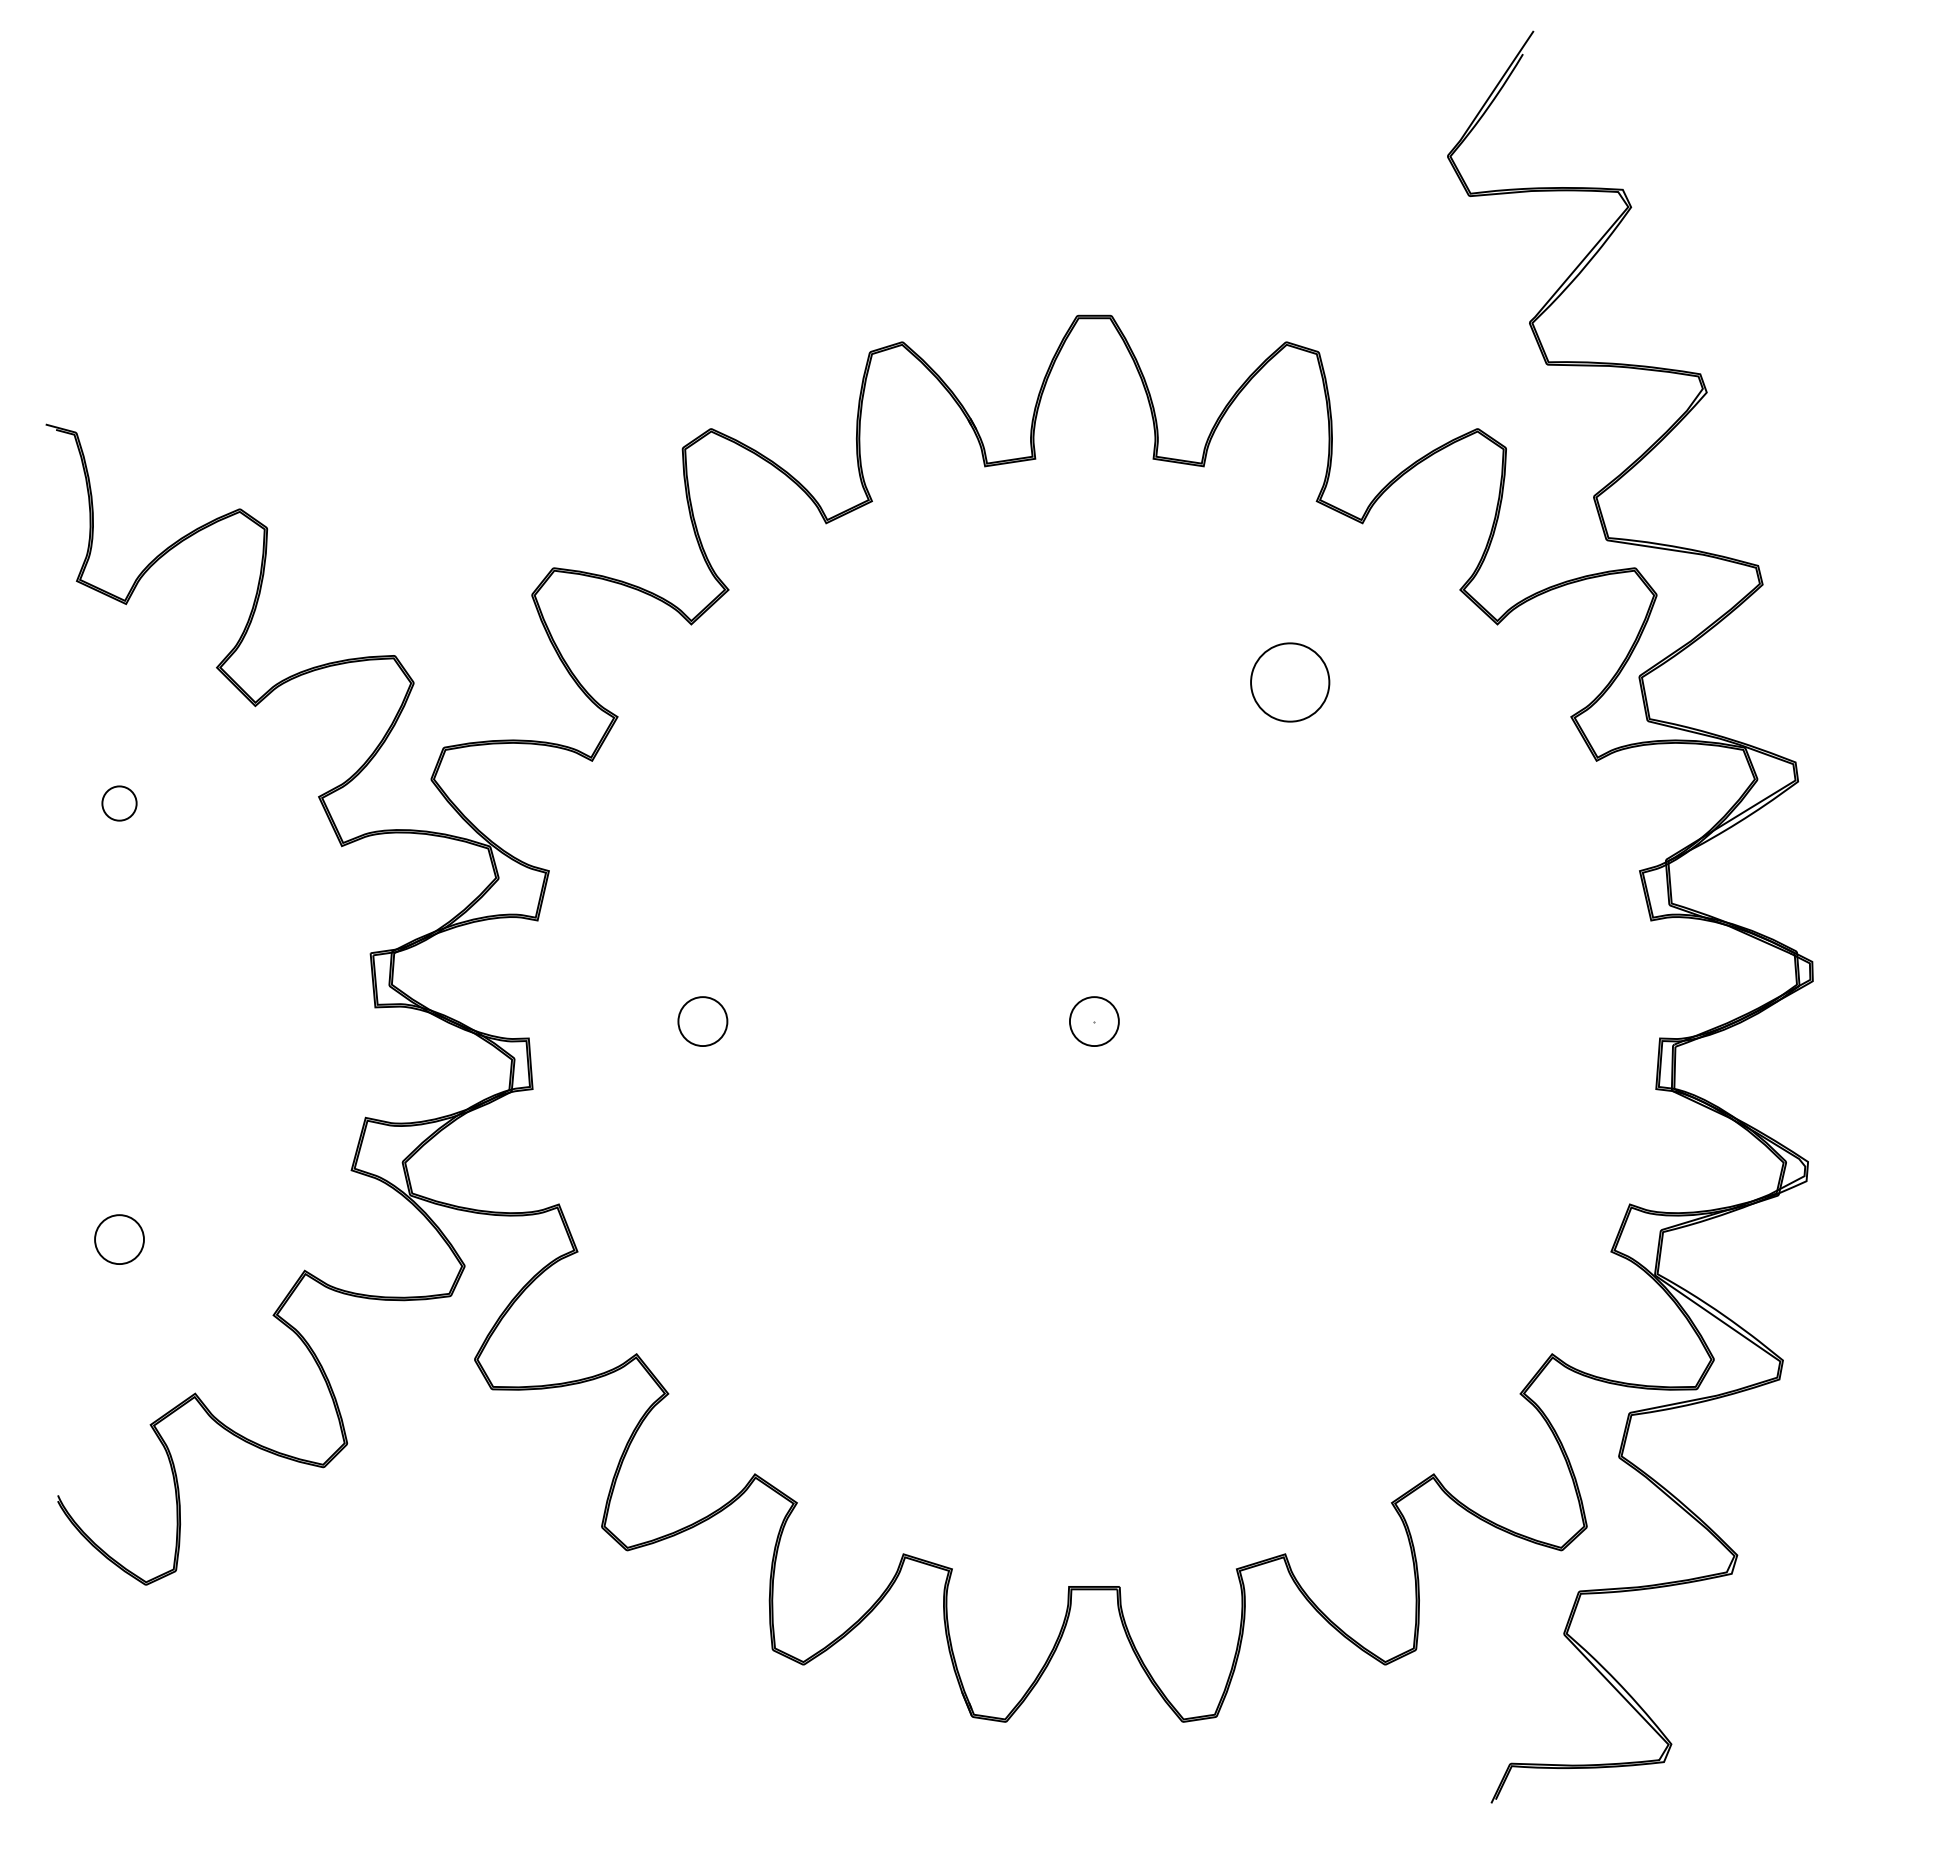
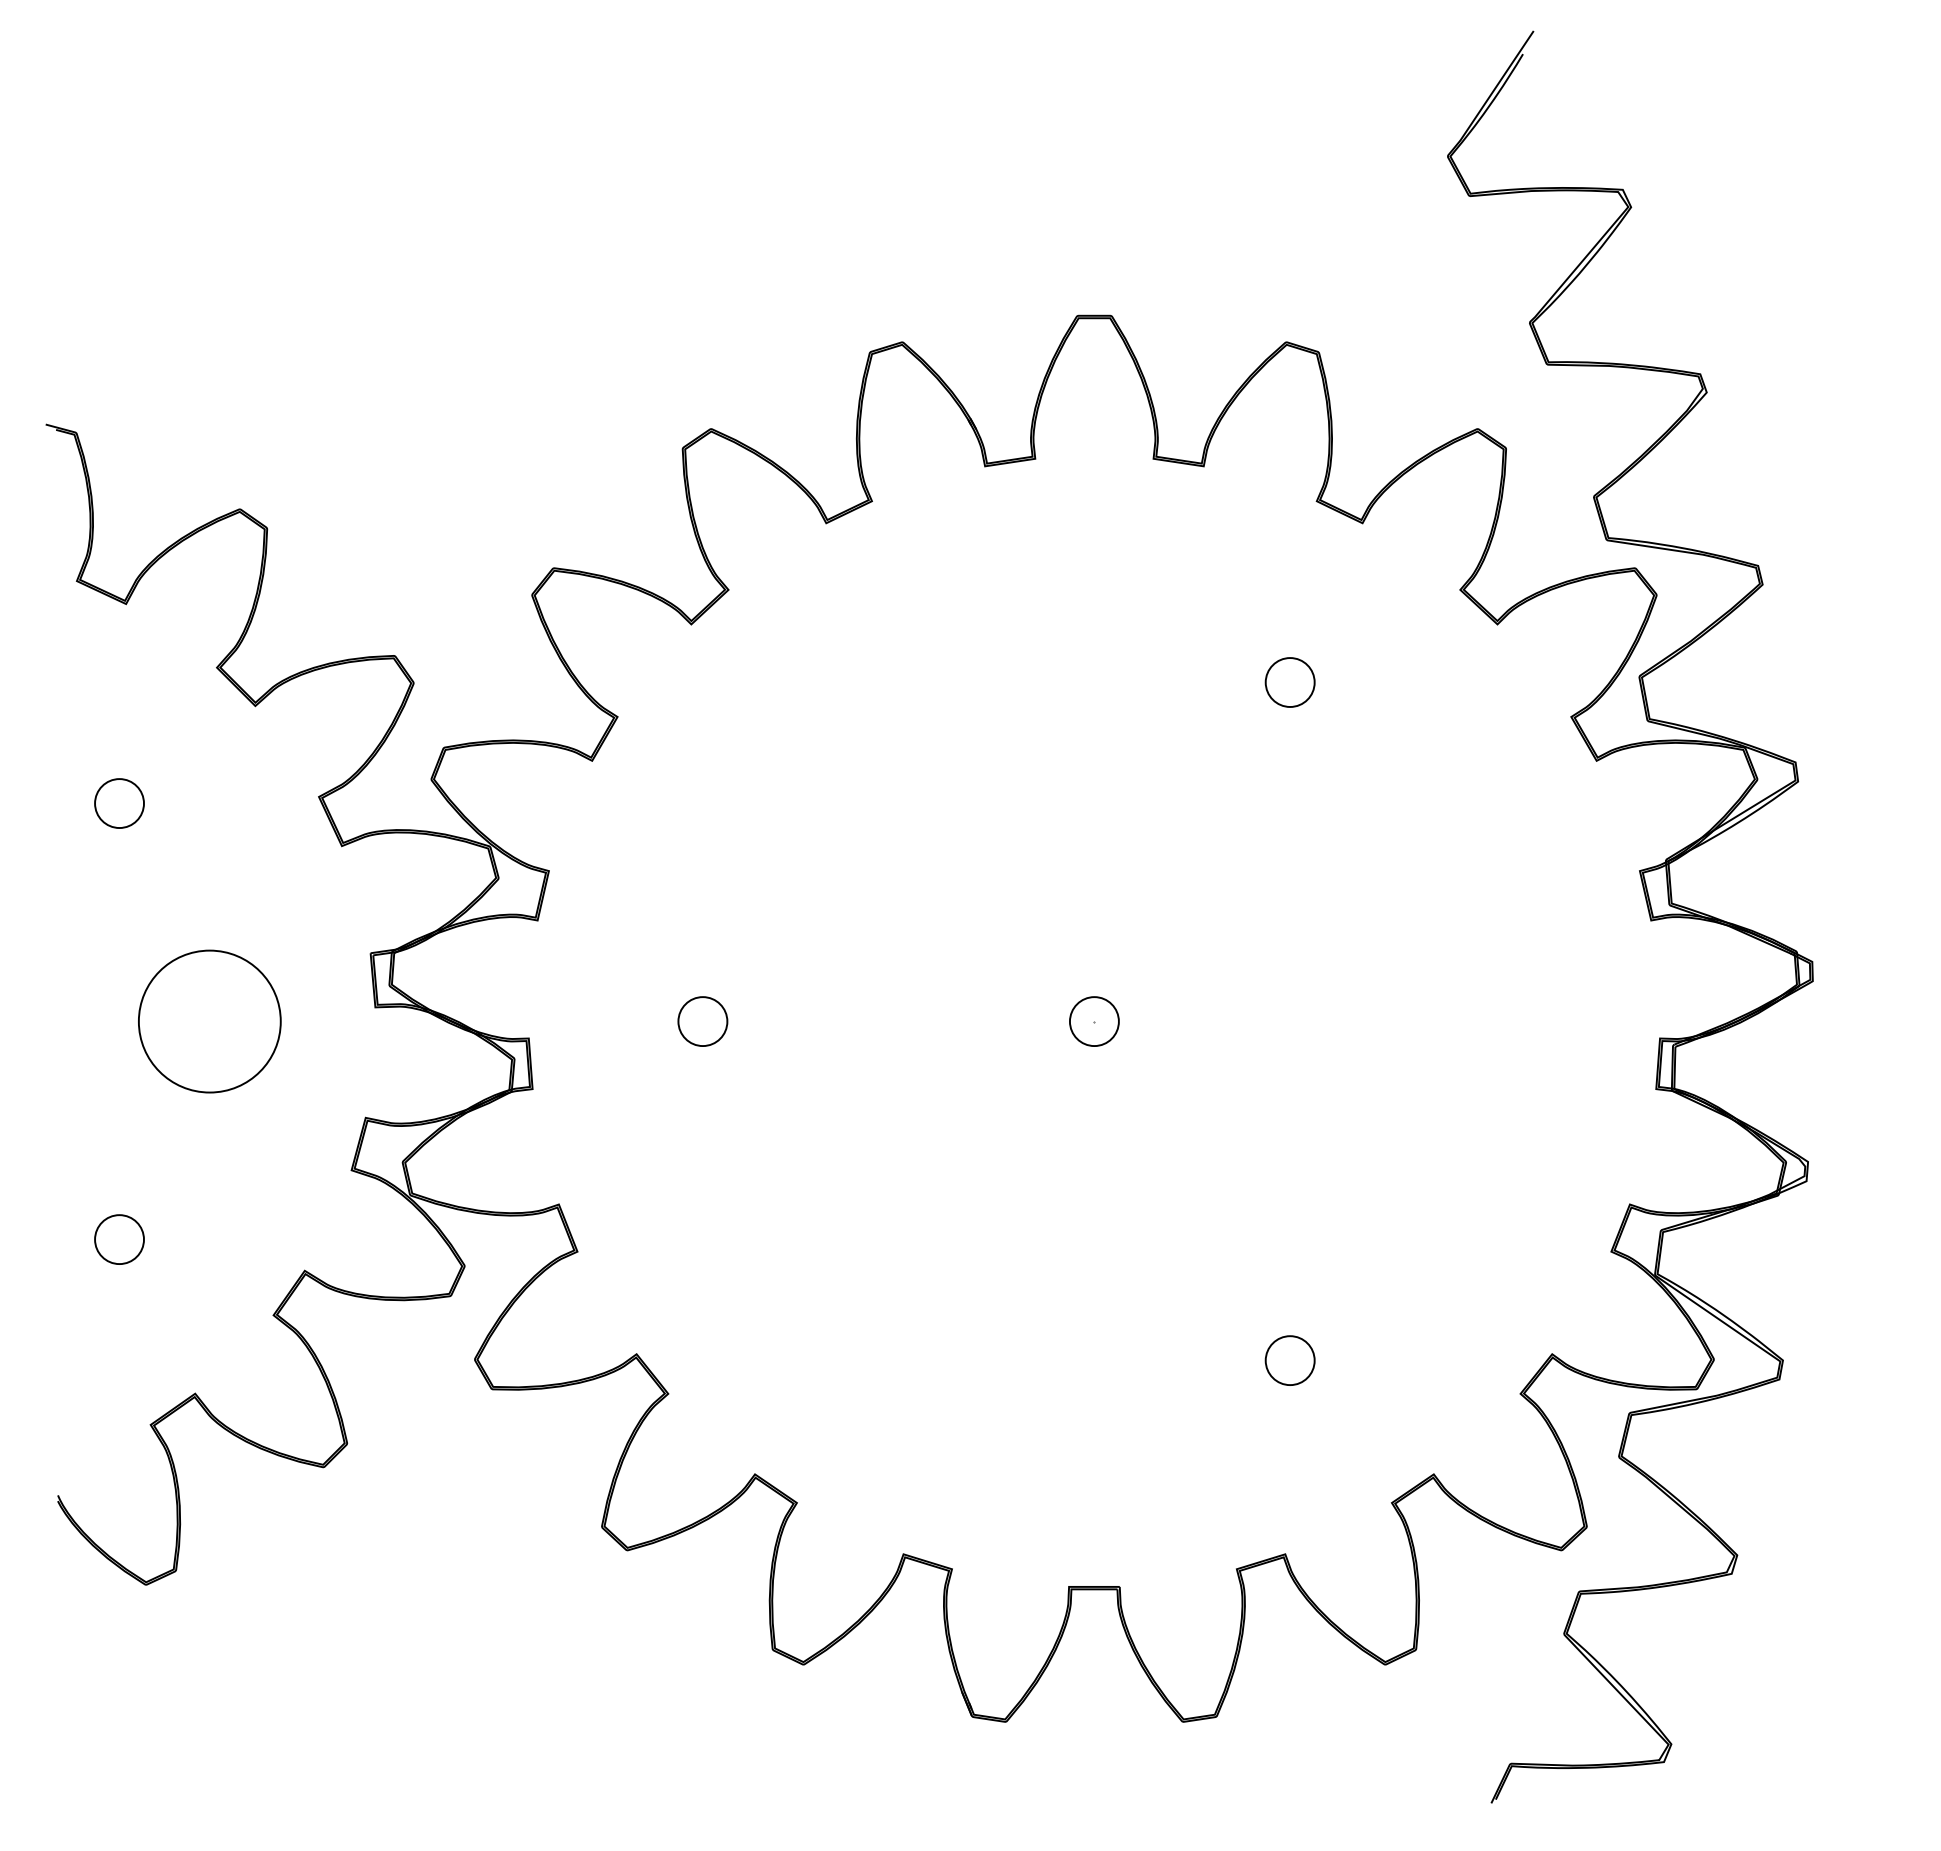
circle diameter: 78 px -> 49 px (1289, 682)
circle diameter: 34 px -> 49 px (119, 803)
part: none -> present (209, 1021)
circle: none -> present (1289, 1360)
